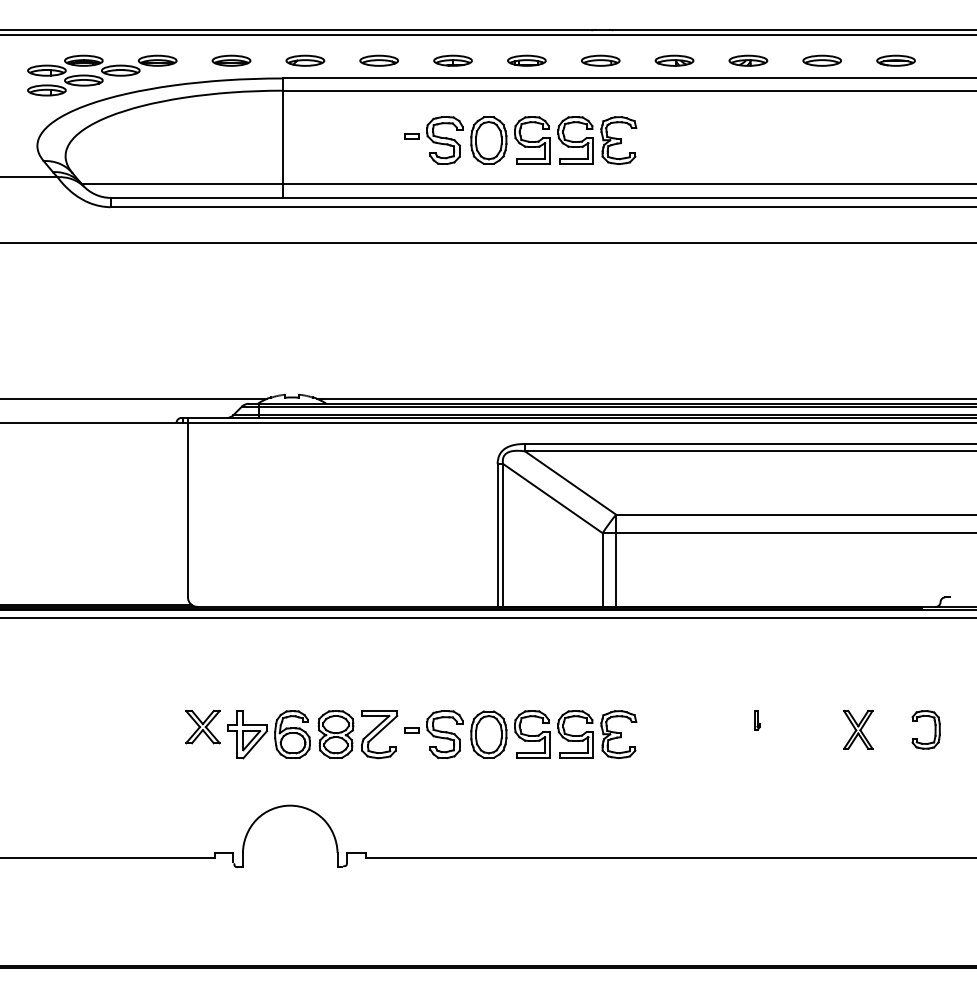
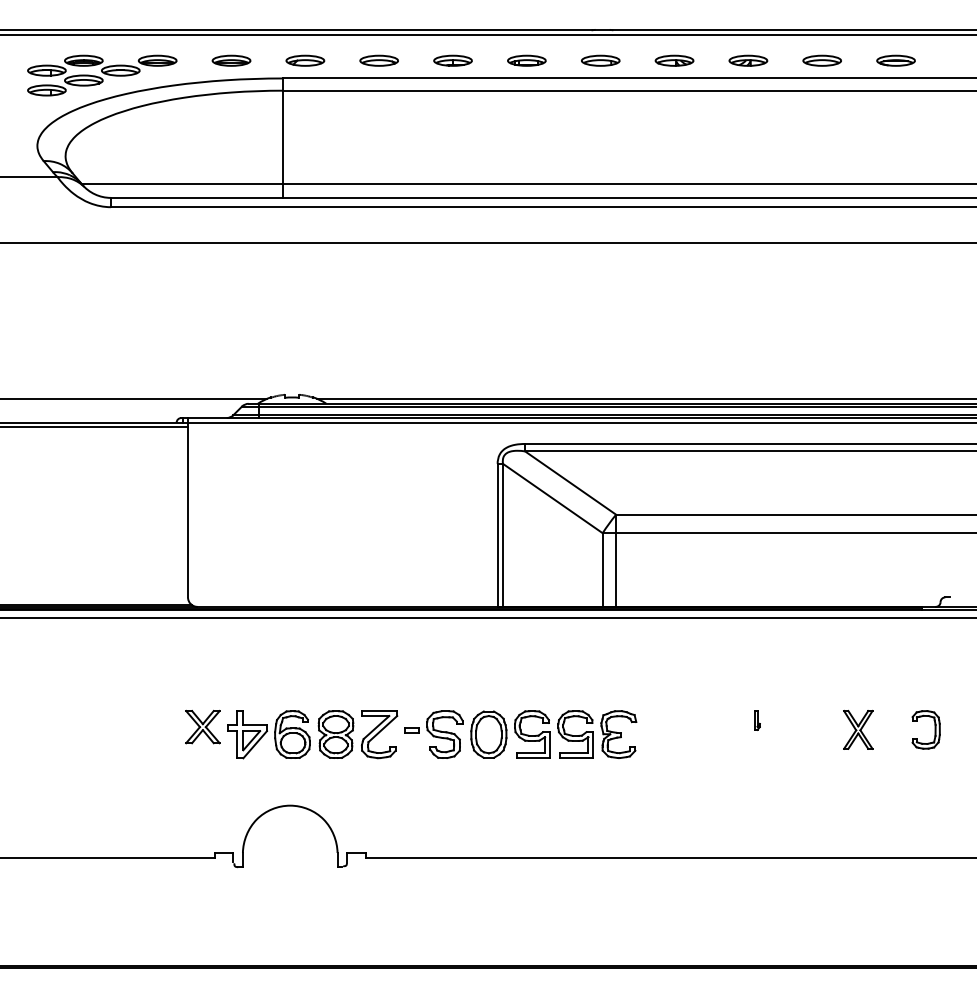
part: present -> none (520, 140)
line: none -> present (95, 427)
